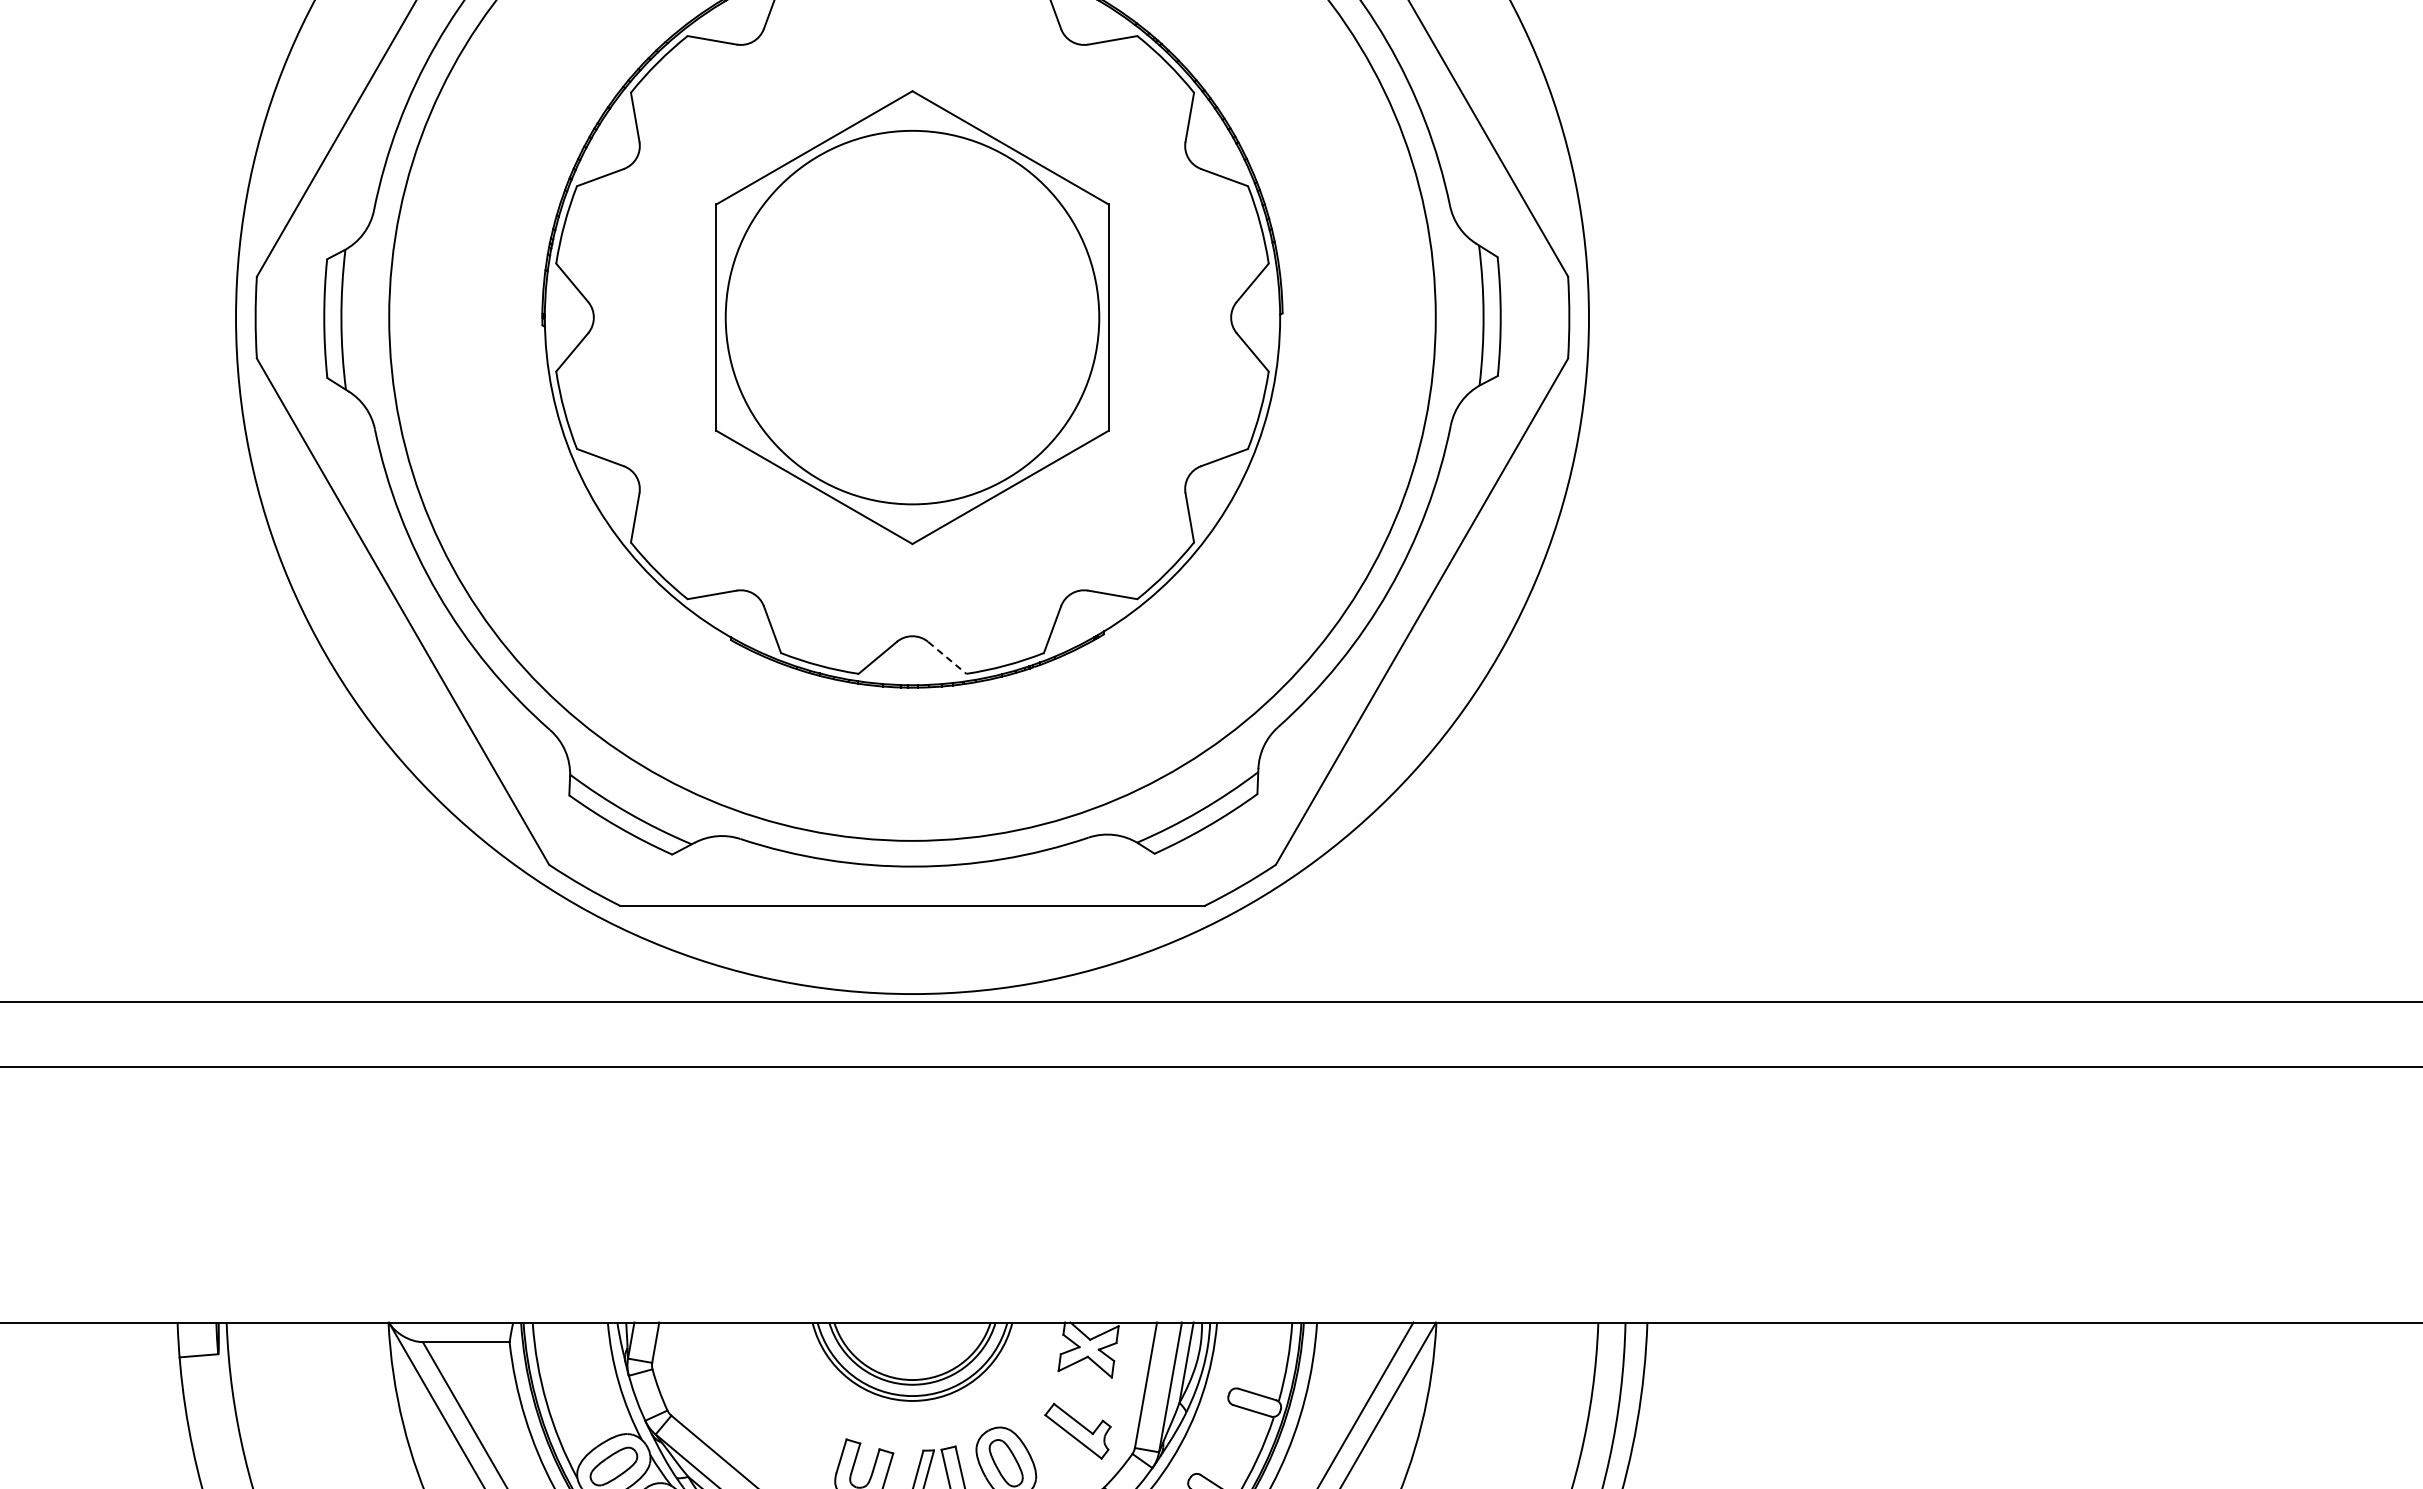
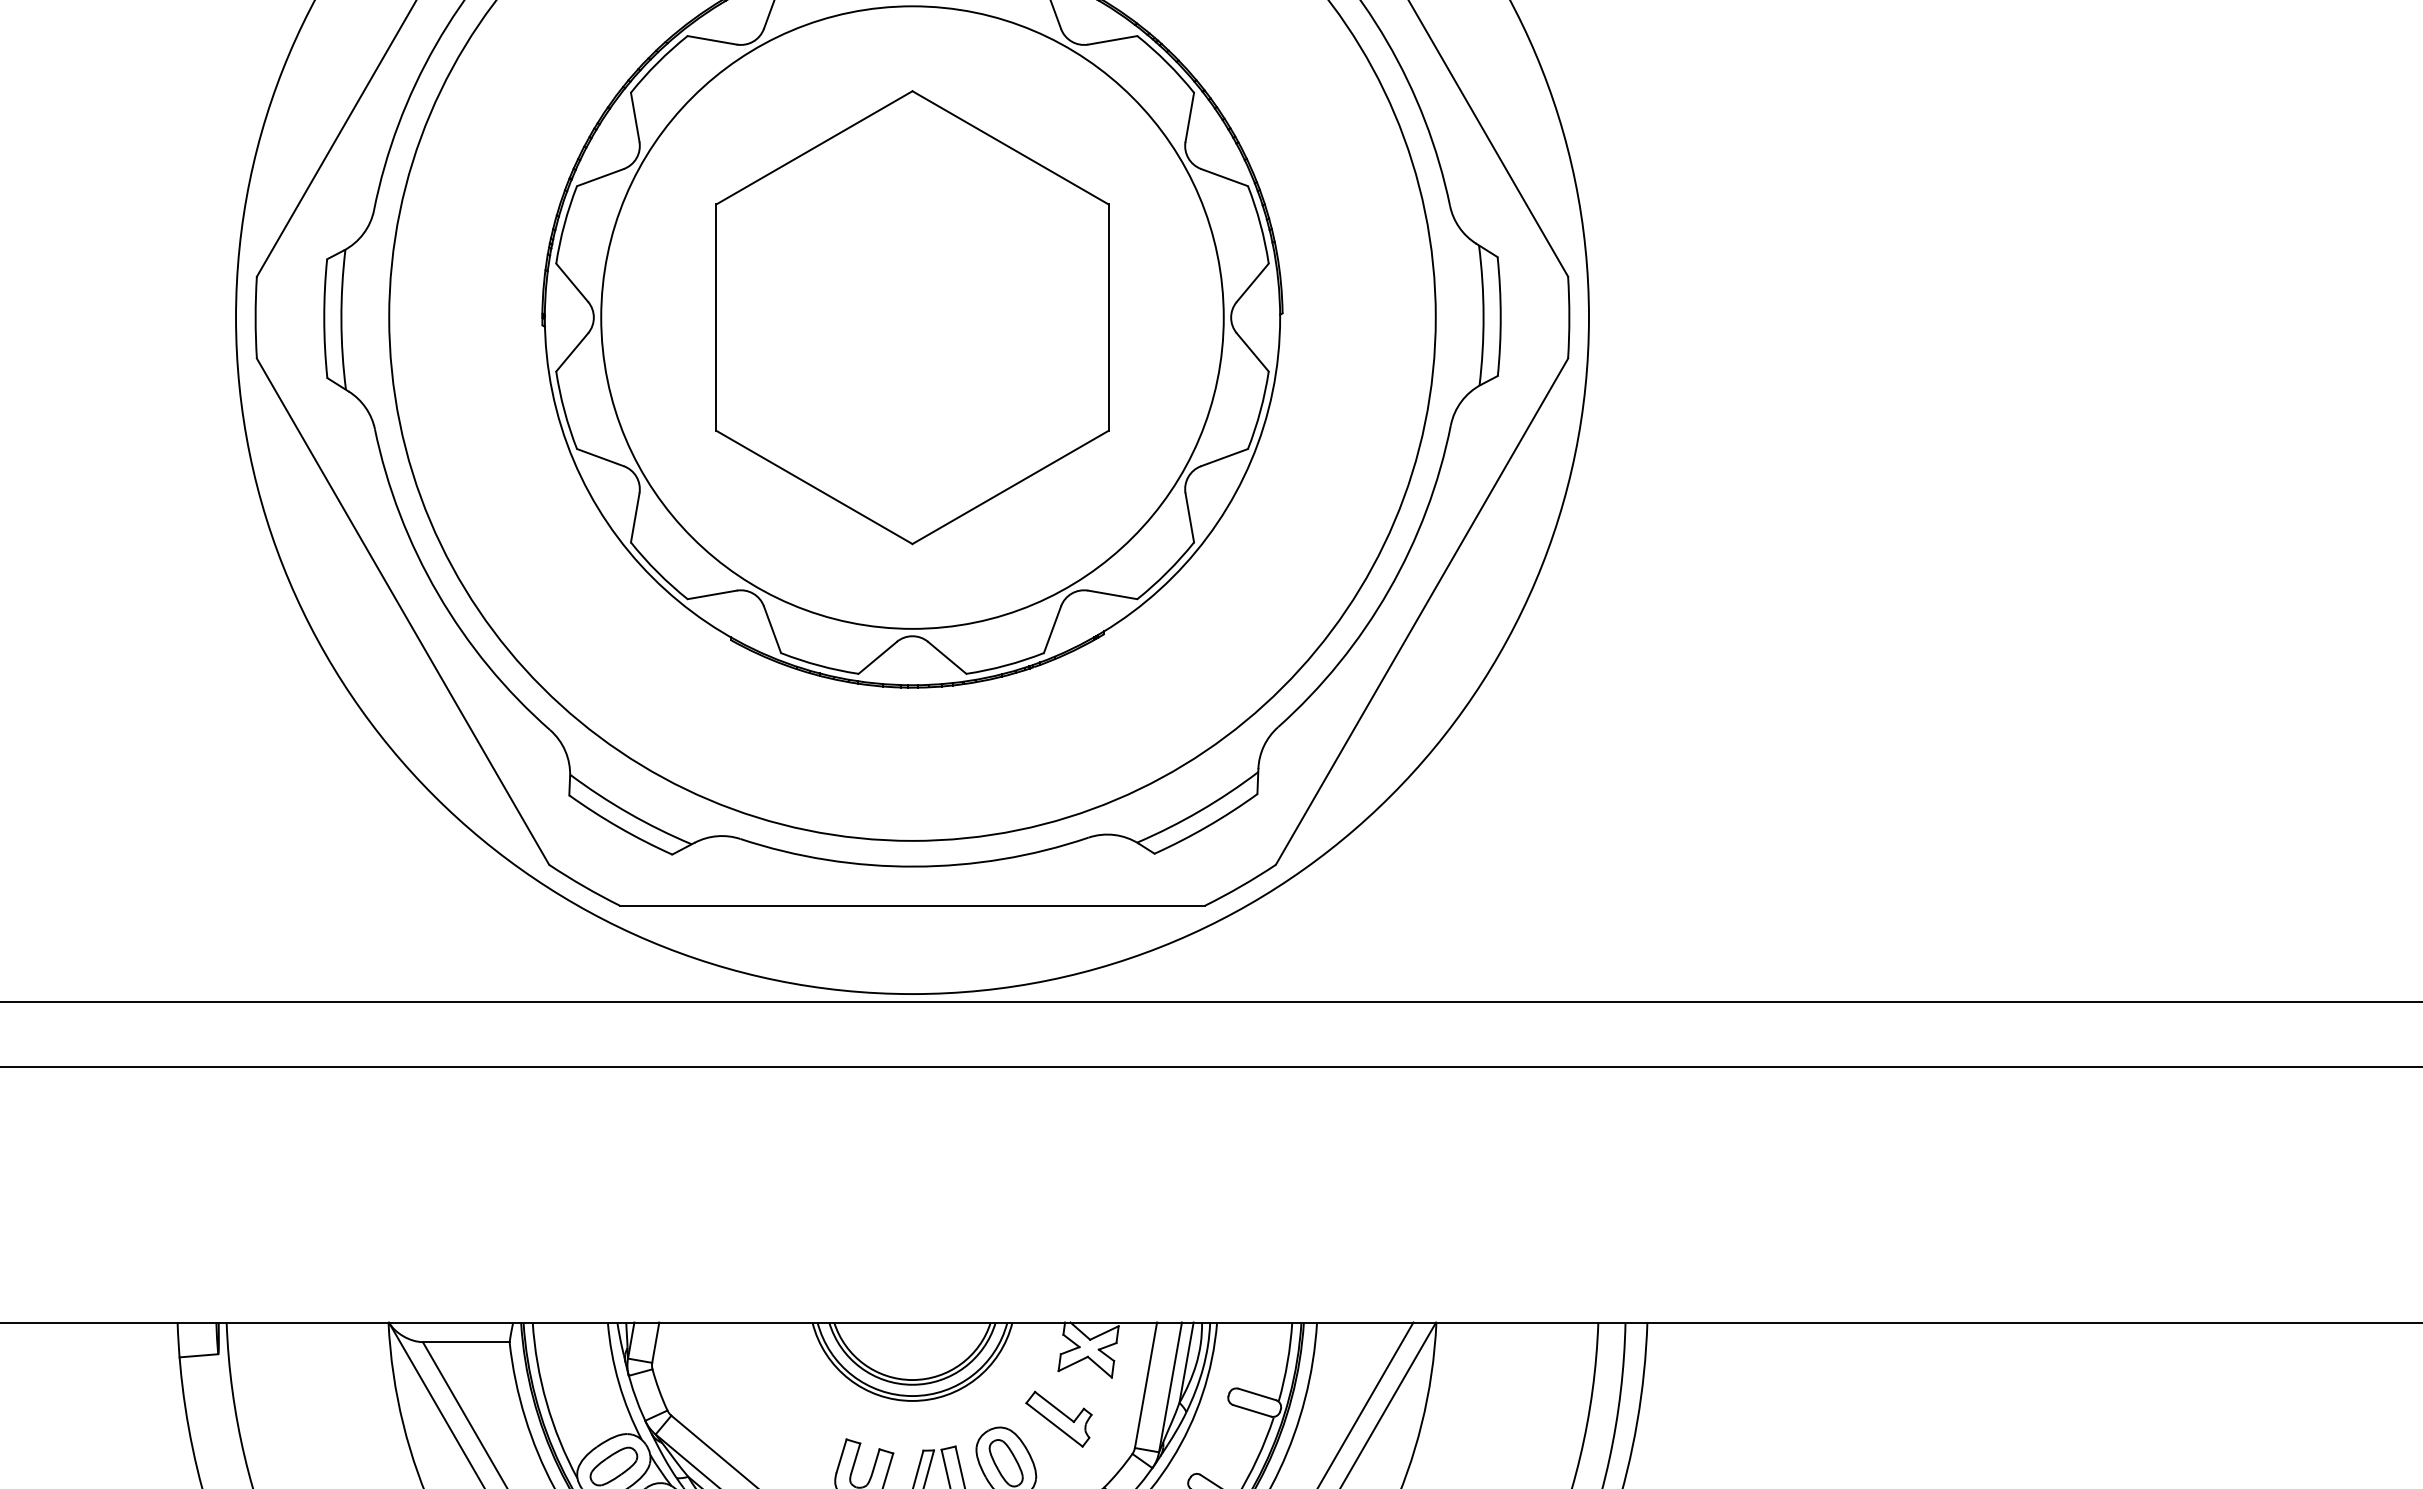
circle diameter: 374 px -> 623 px (912, 317)
line: dashed -> solid (947, 657)
part position: (1077, 1430) -> (1058, 1418) (1058, 1418)
